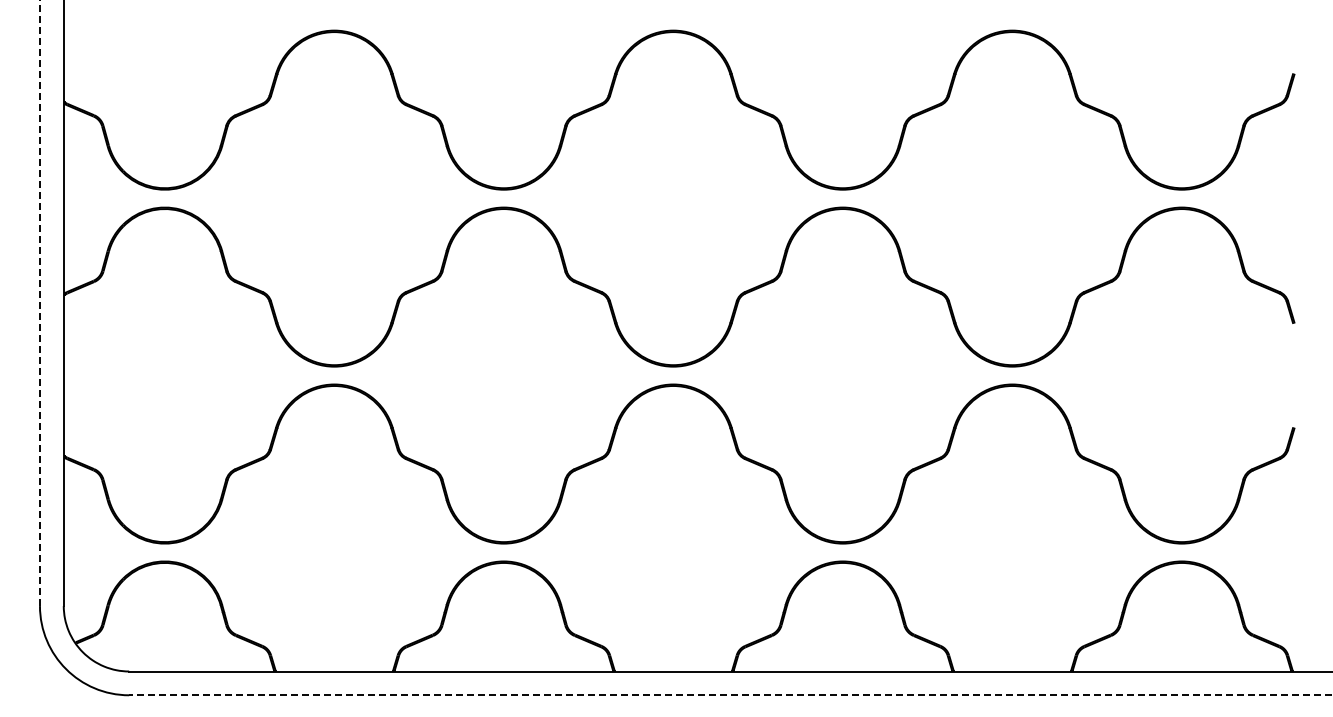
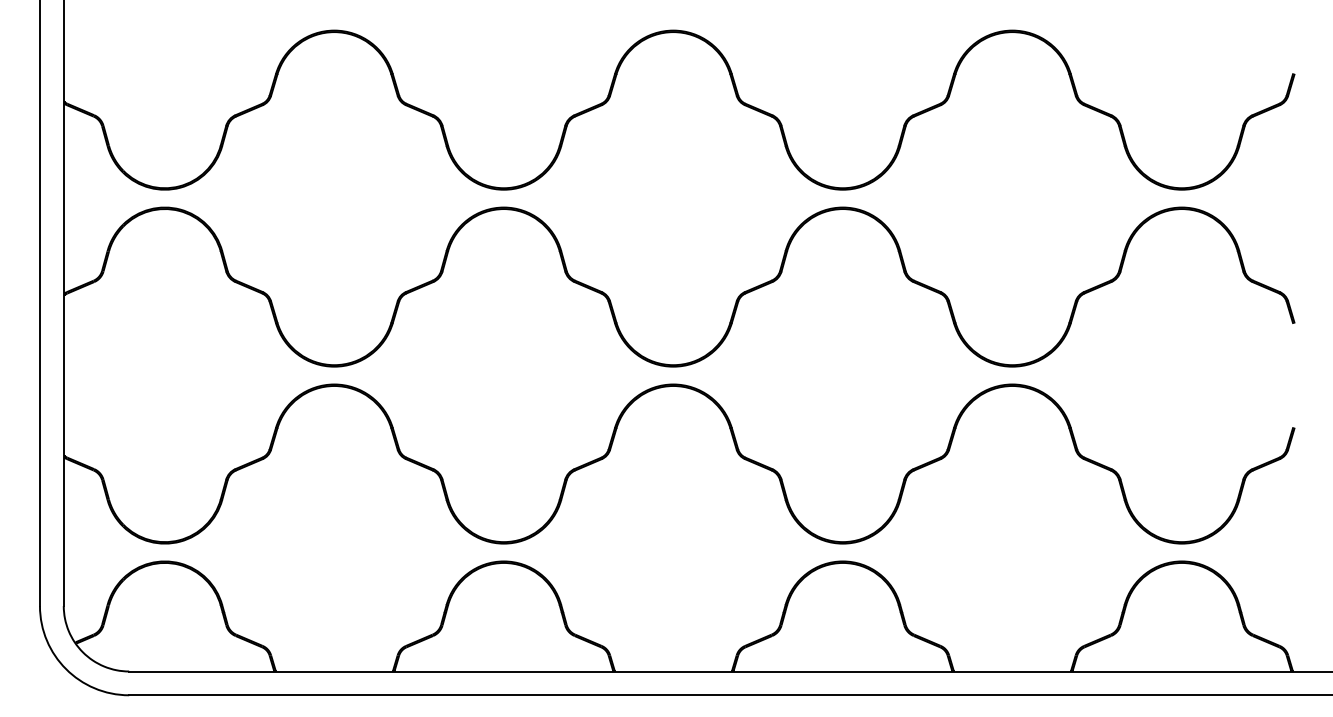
line: dashed -> solid (39, 303)
line: dashed -> solid (730, 695)
